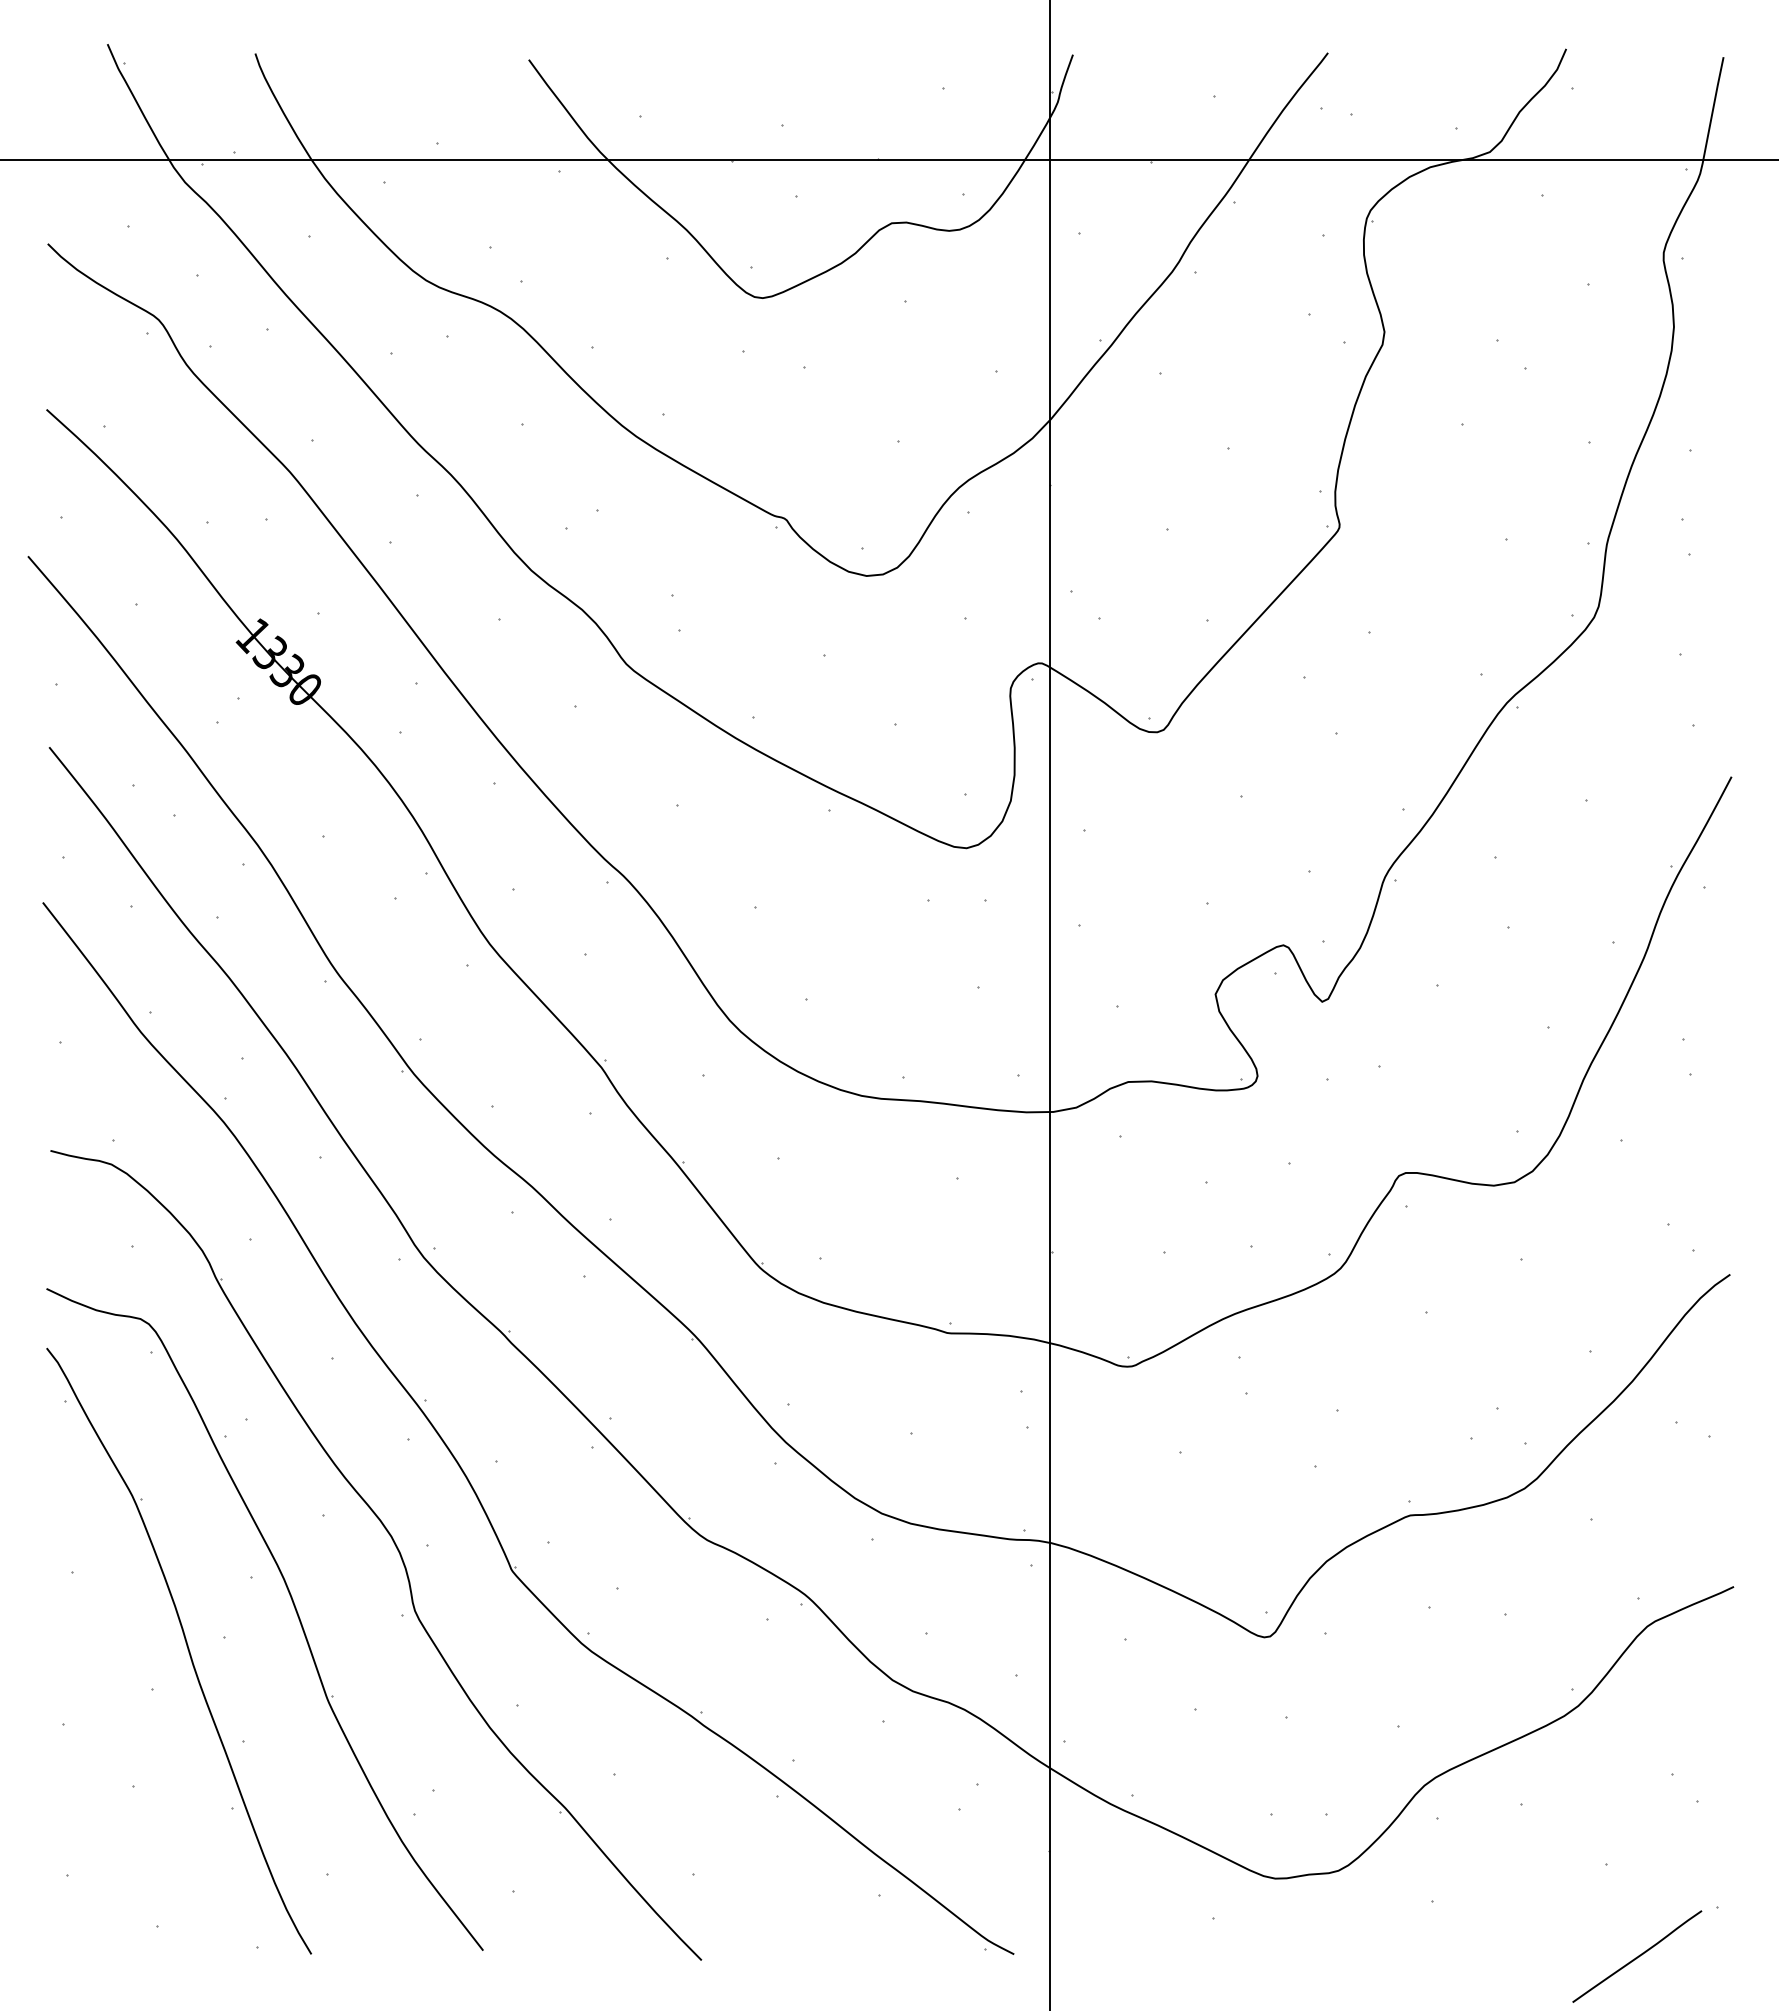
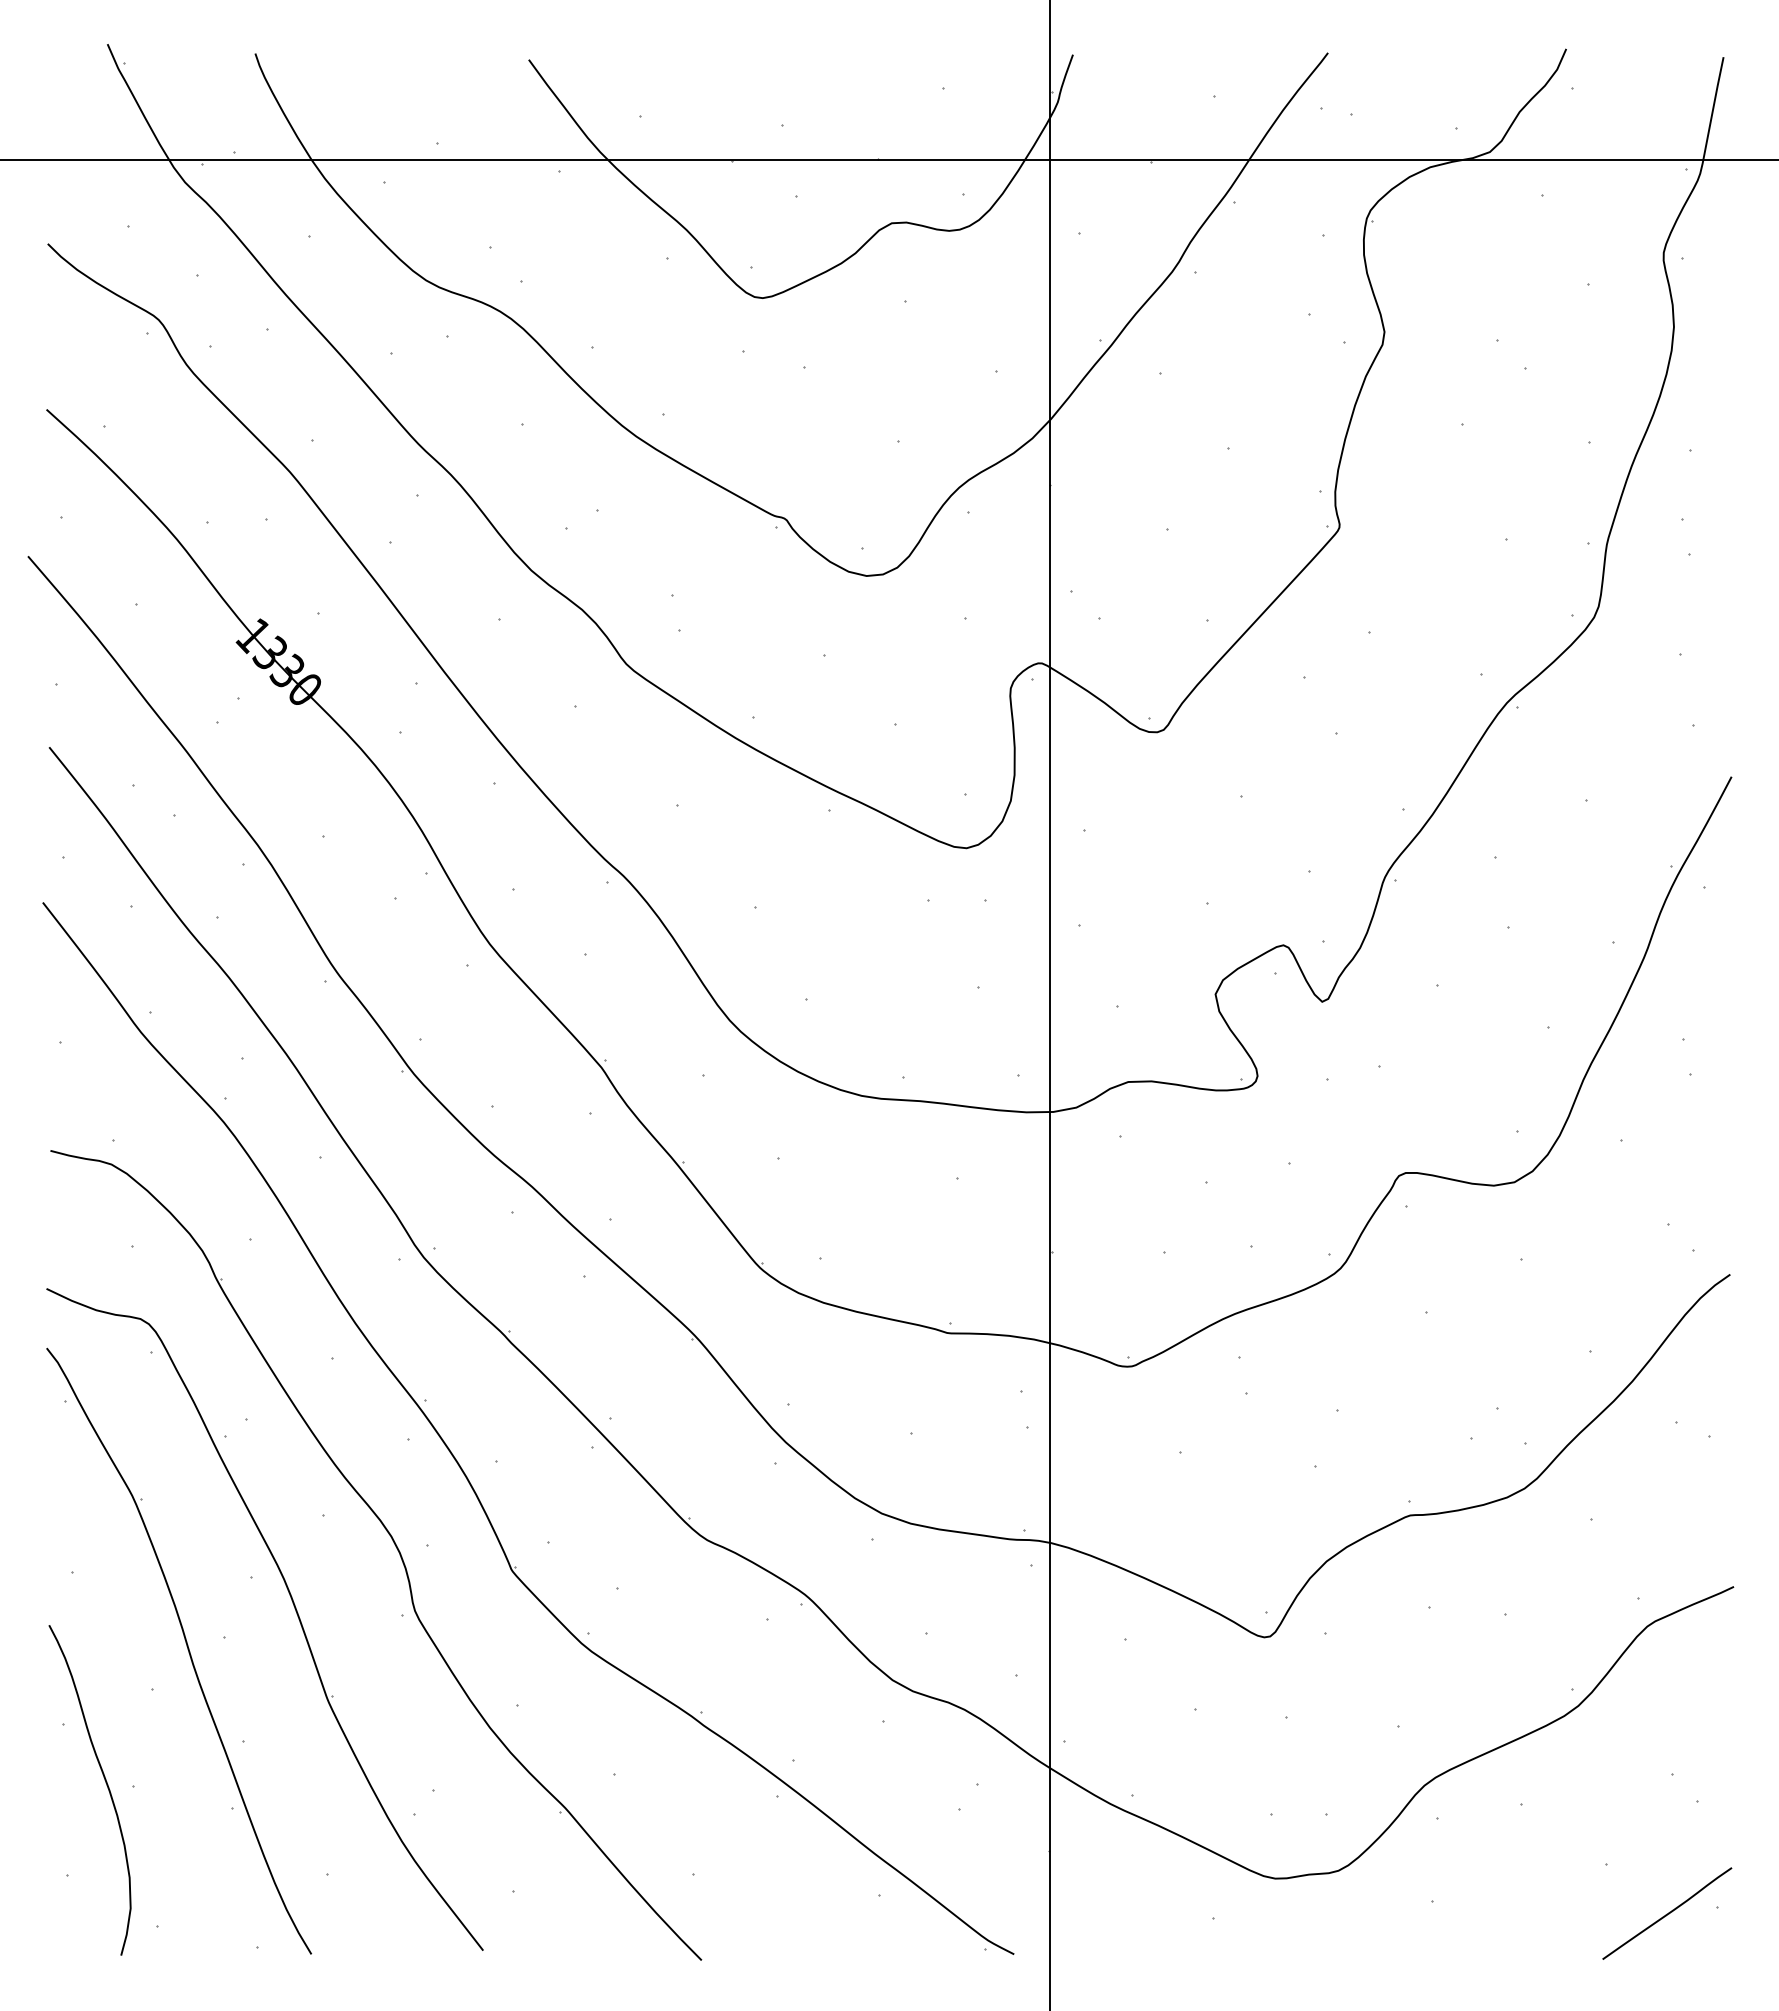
curve: none -> present (105, 1783)
curve position: (1637, 1956) -> (1667, 1913) (1667, 1913)
